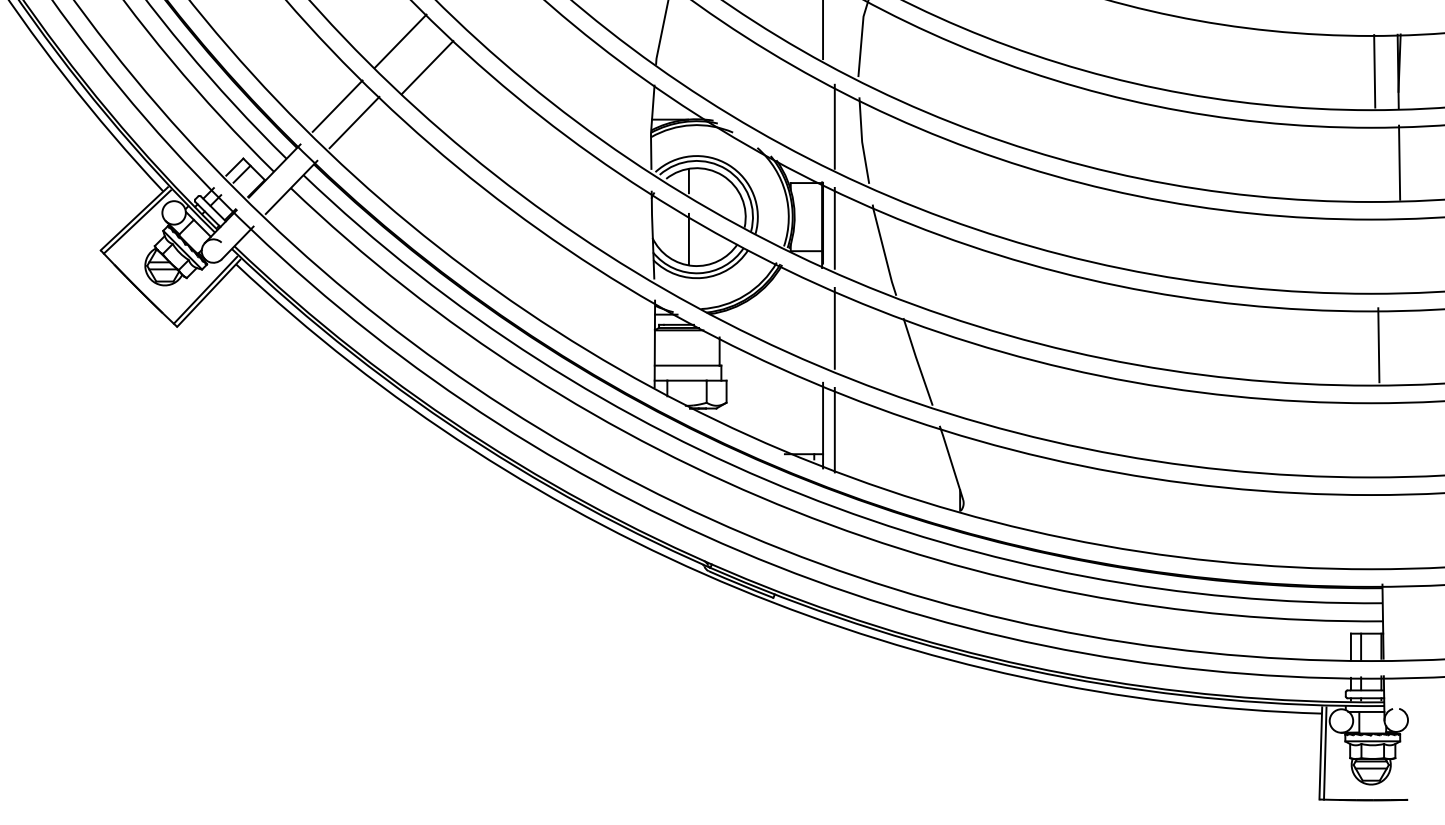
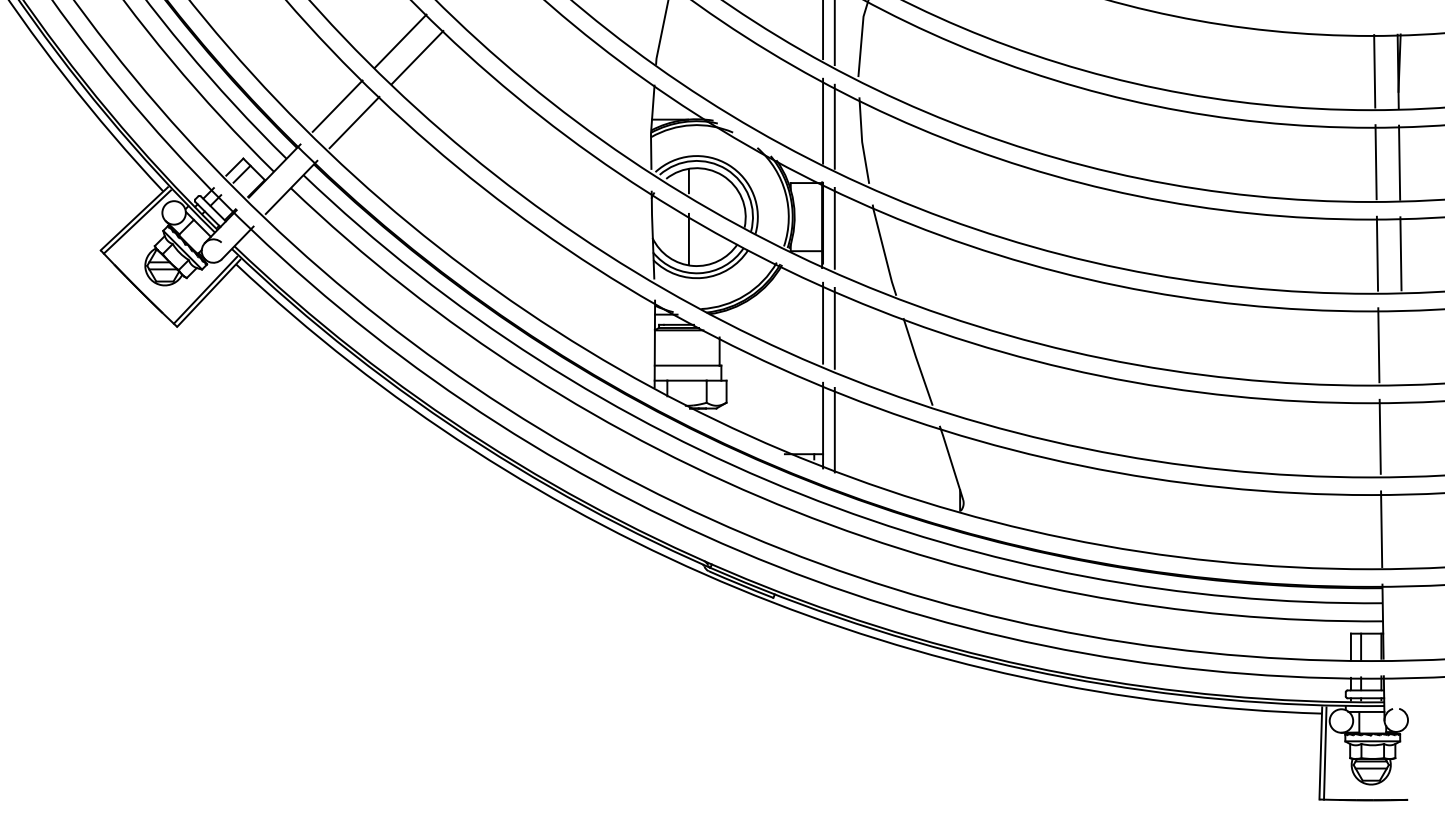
line: none -> present (834, 33)
line position: (427, 67) -> (417, 57) (417, 57)
line: none -> present (823, 120)
line: none -> present (1375, 162)
line: none -> present (1377, 253)
line: none -> present (1400, 253)
line: none -> present (823, 322)
line: none -> present (1379, 436)
line: none -> present (1381, 529)
